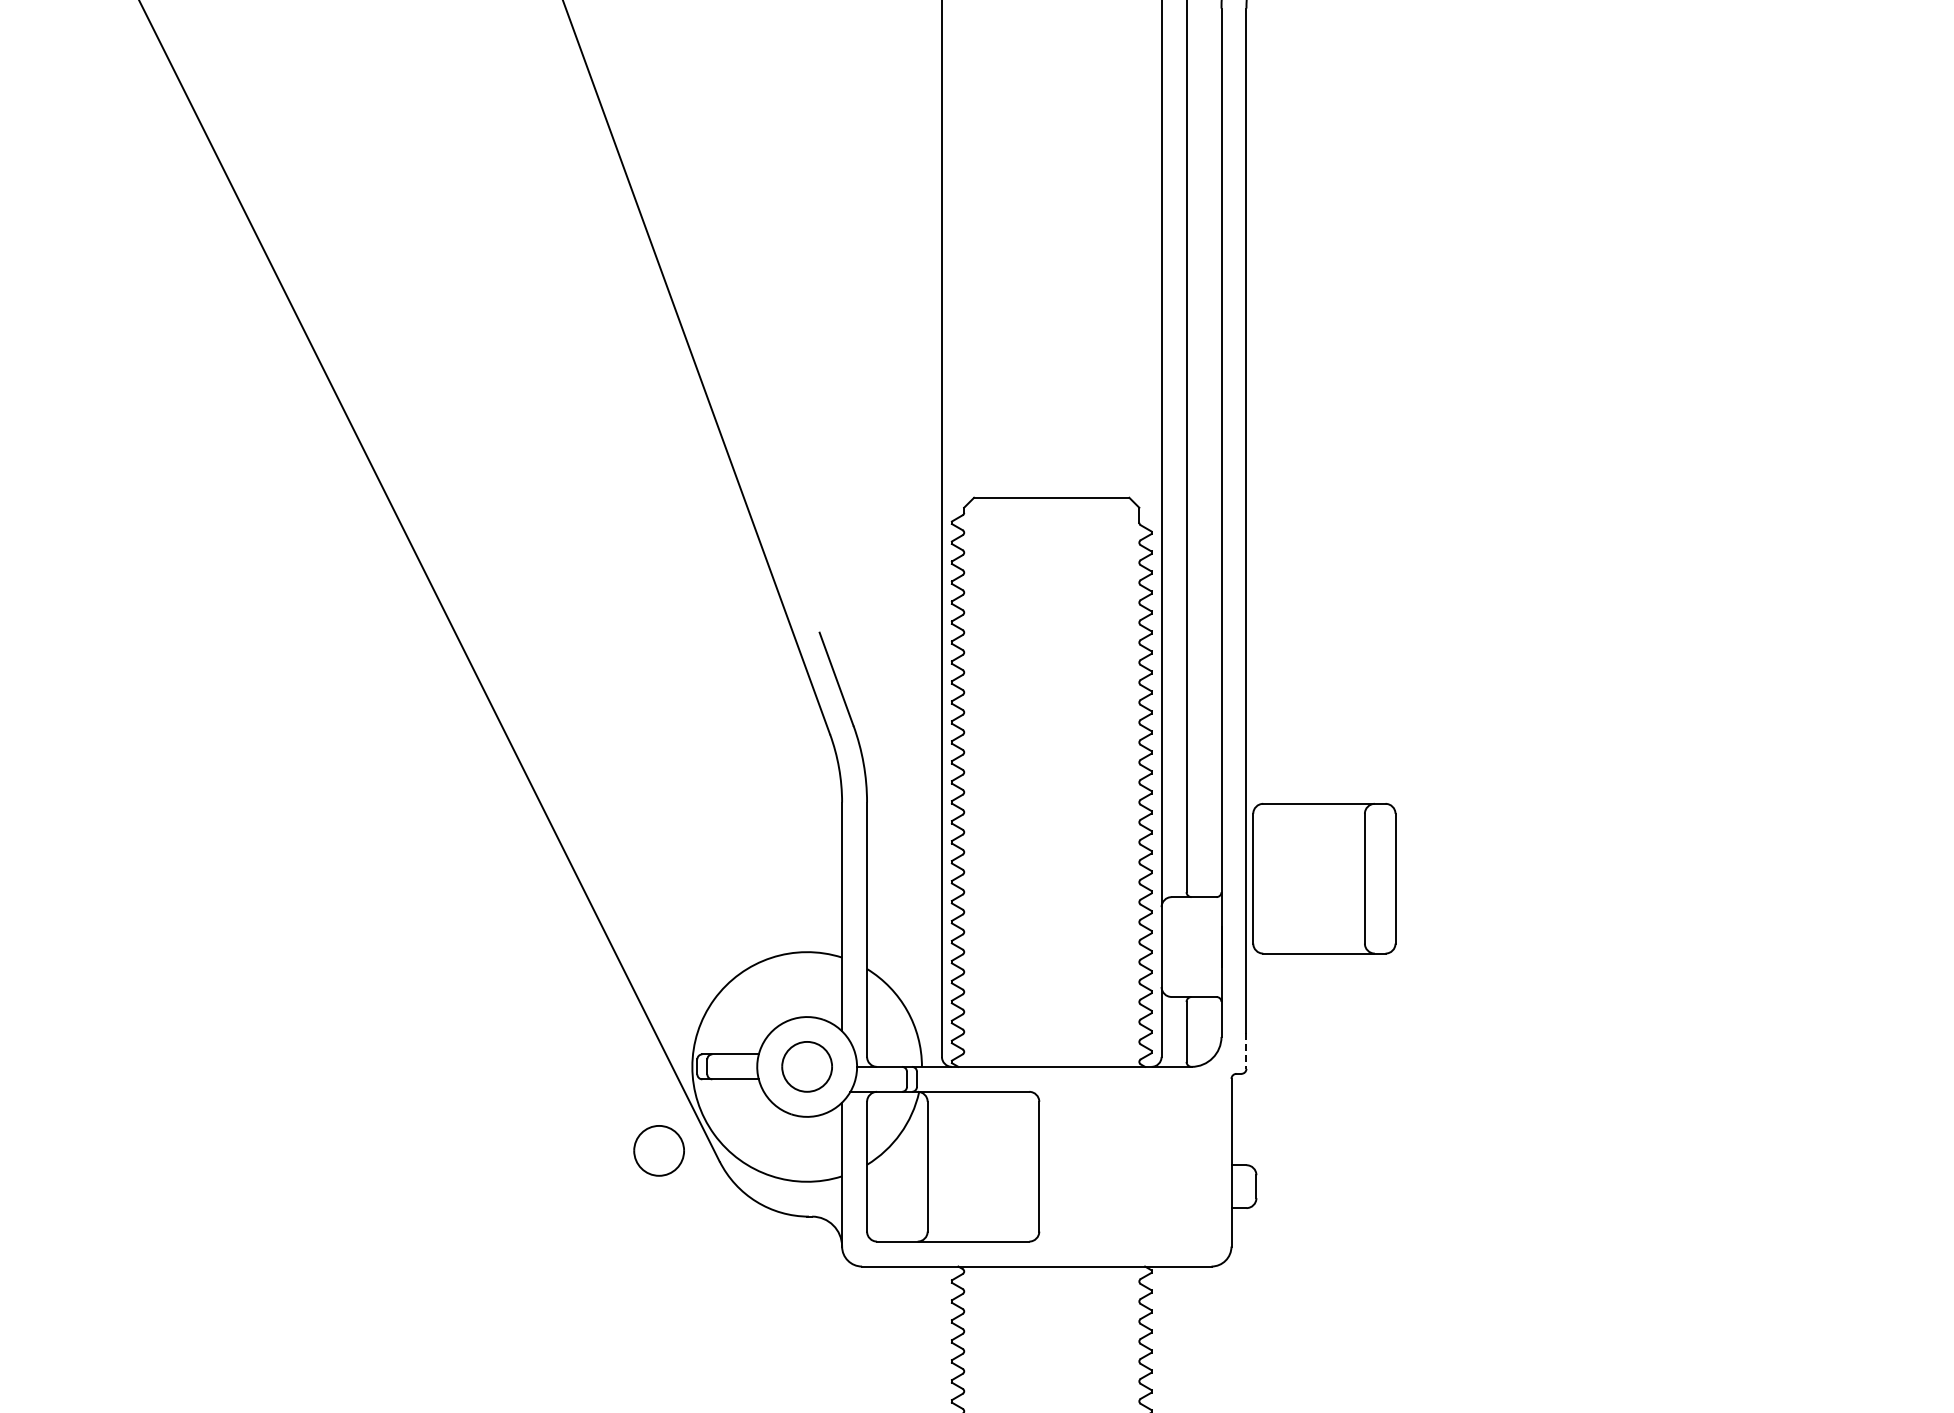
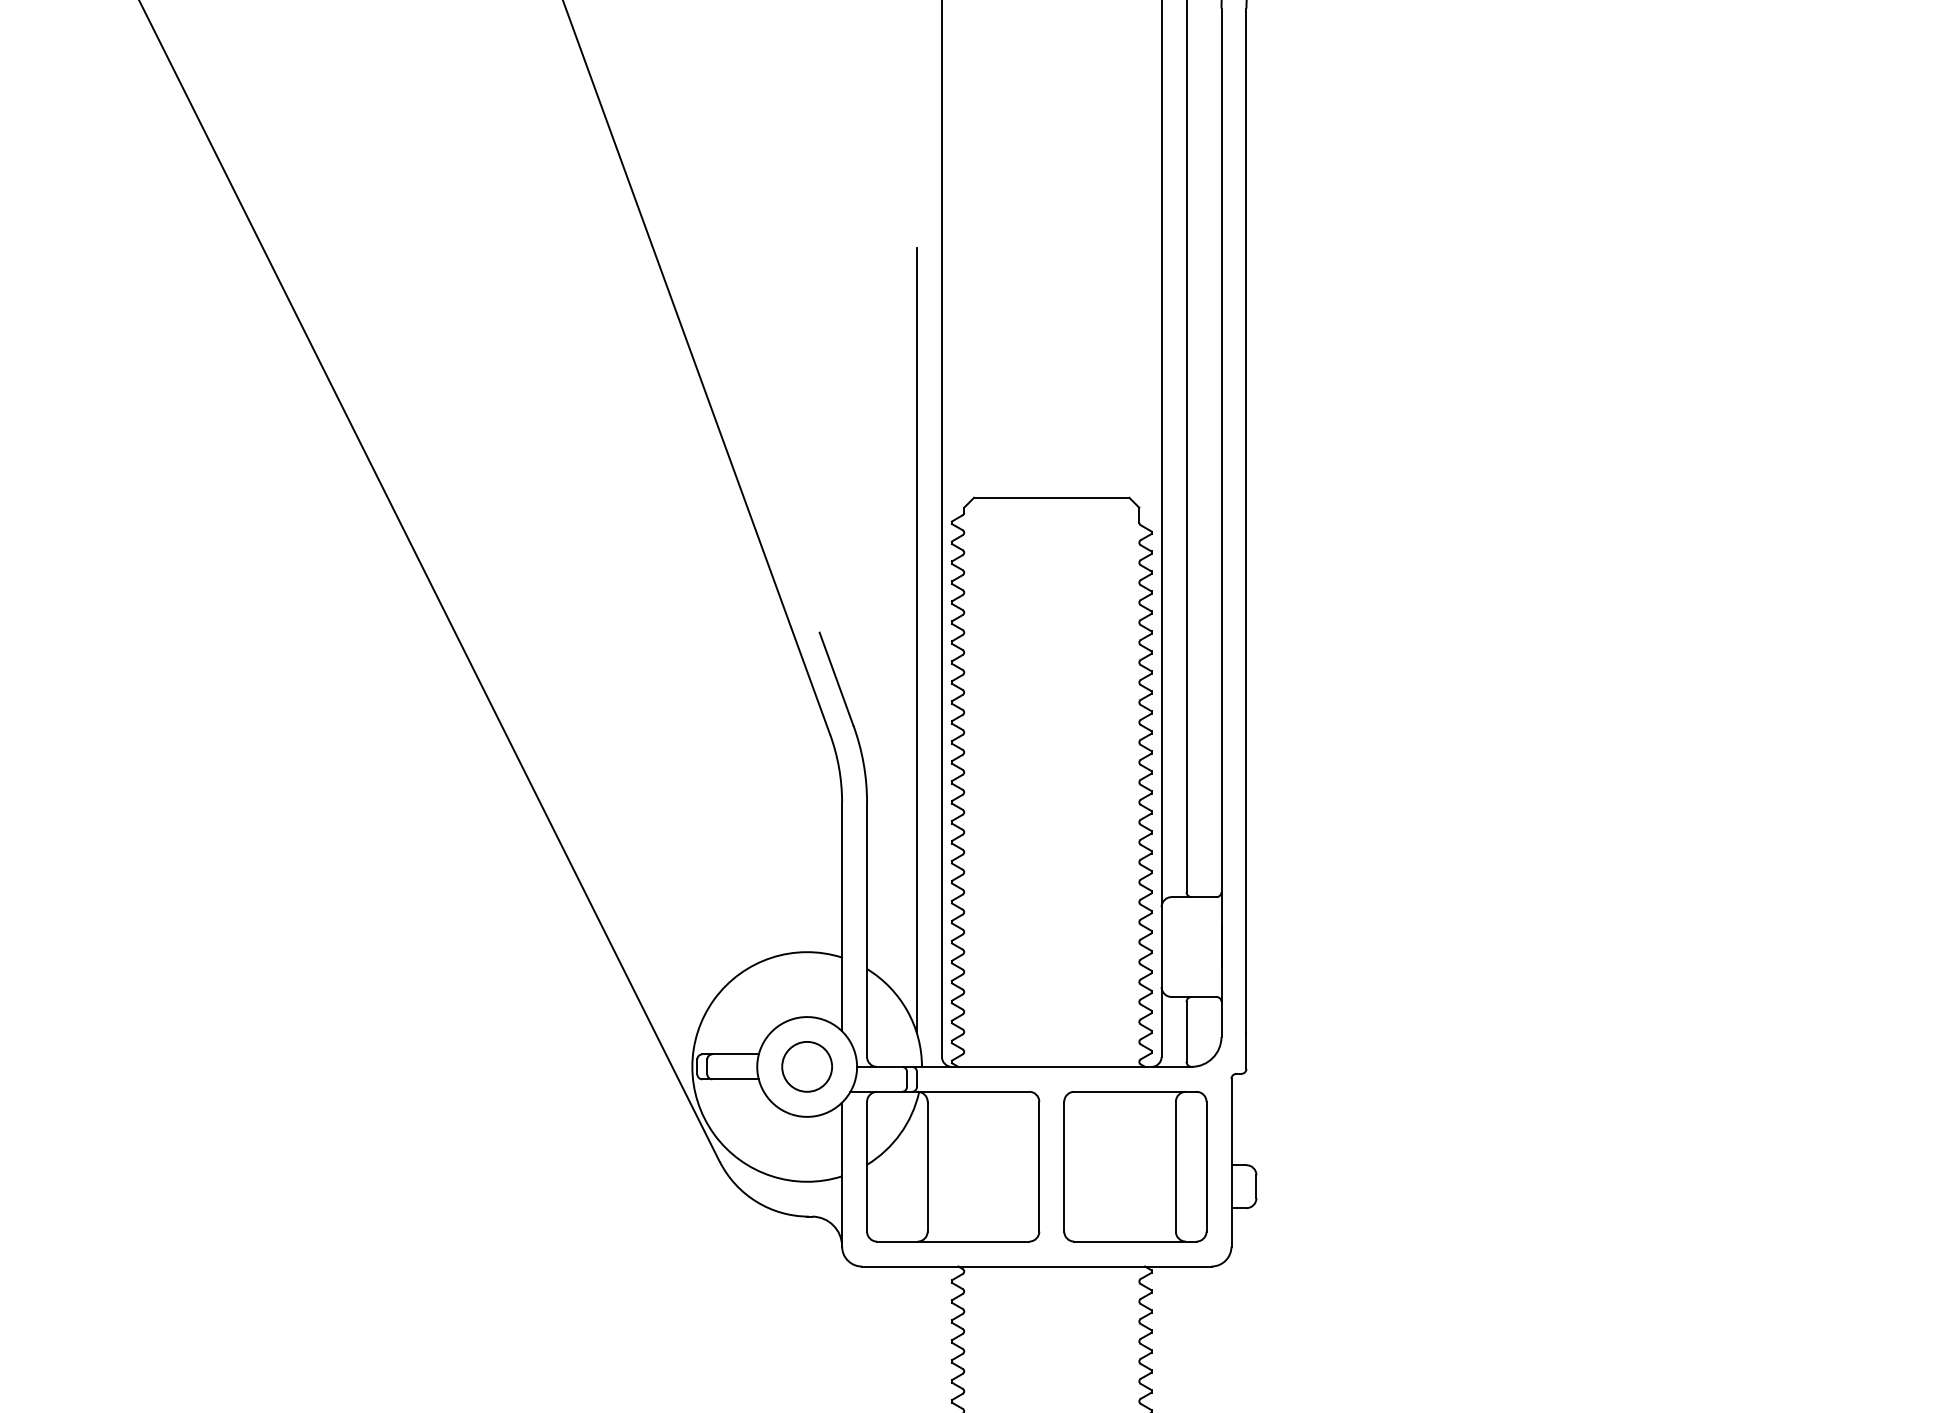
line: none -> present (916, 640)
part position: (1324, 878) -> (1135, 1166) (1135, 1166)
line: dashed -> solid (1246, 1051)
part: present -> none (658, 1150)
